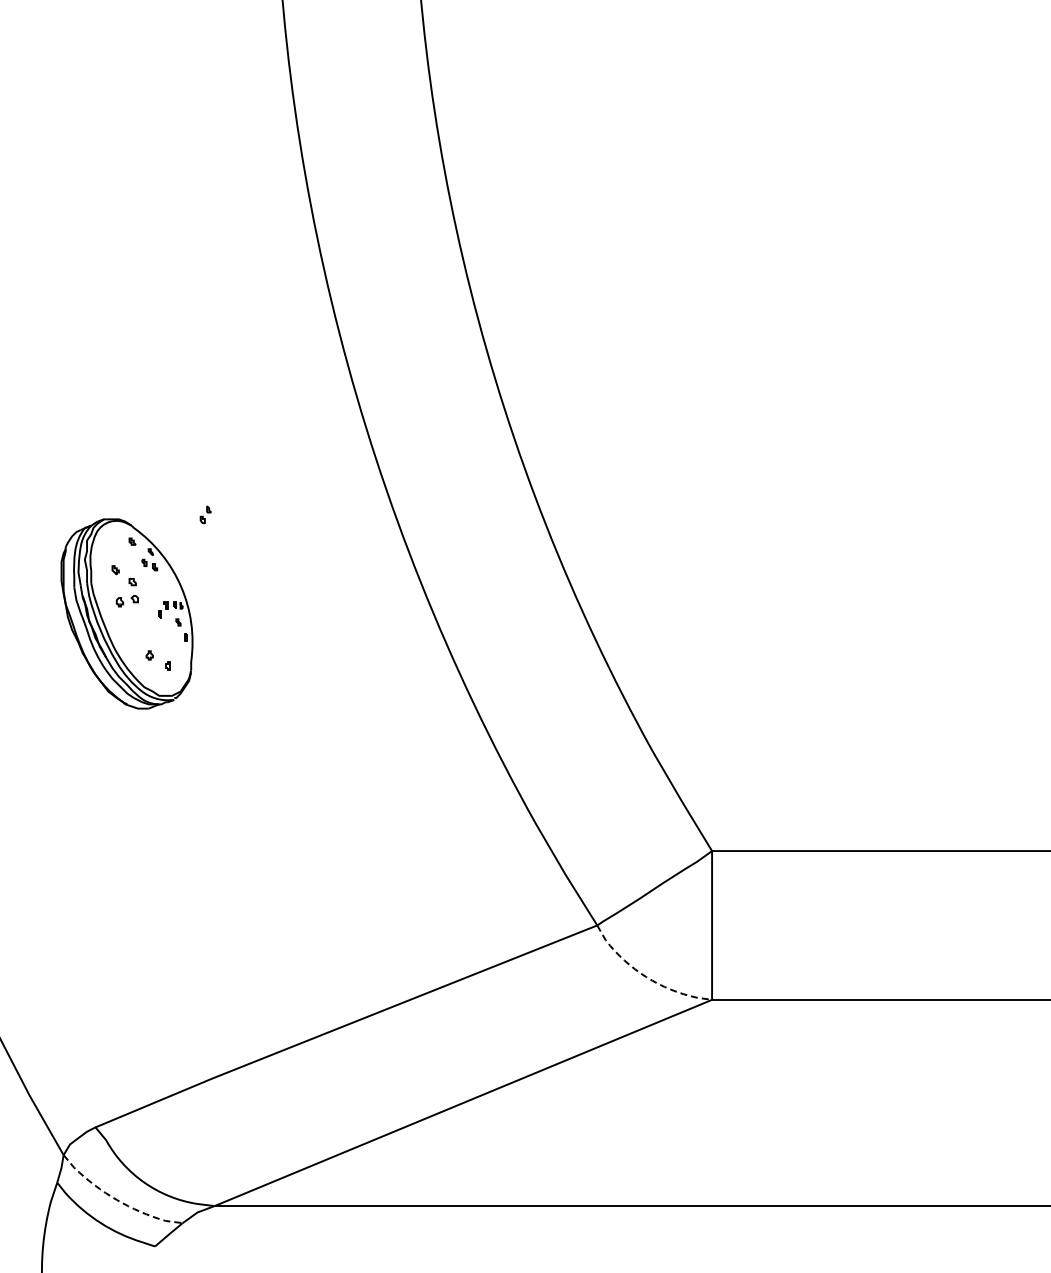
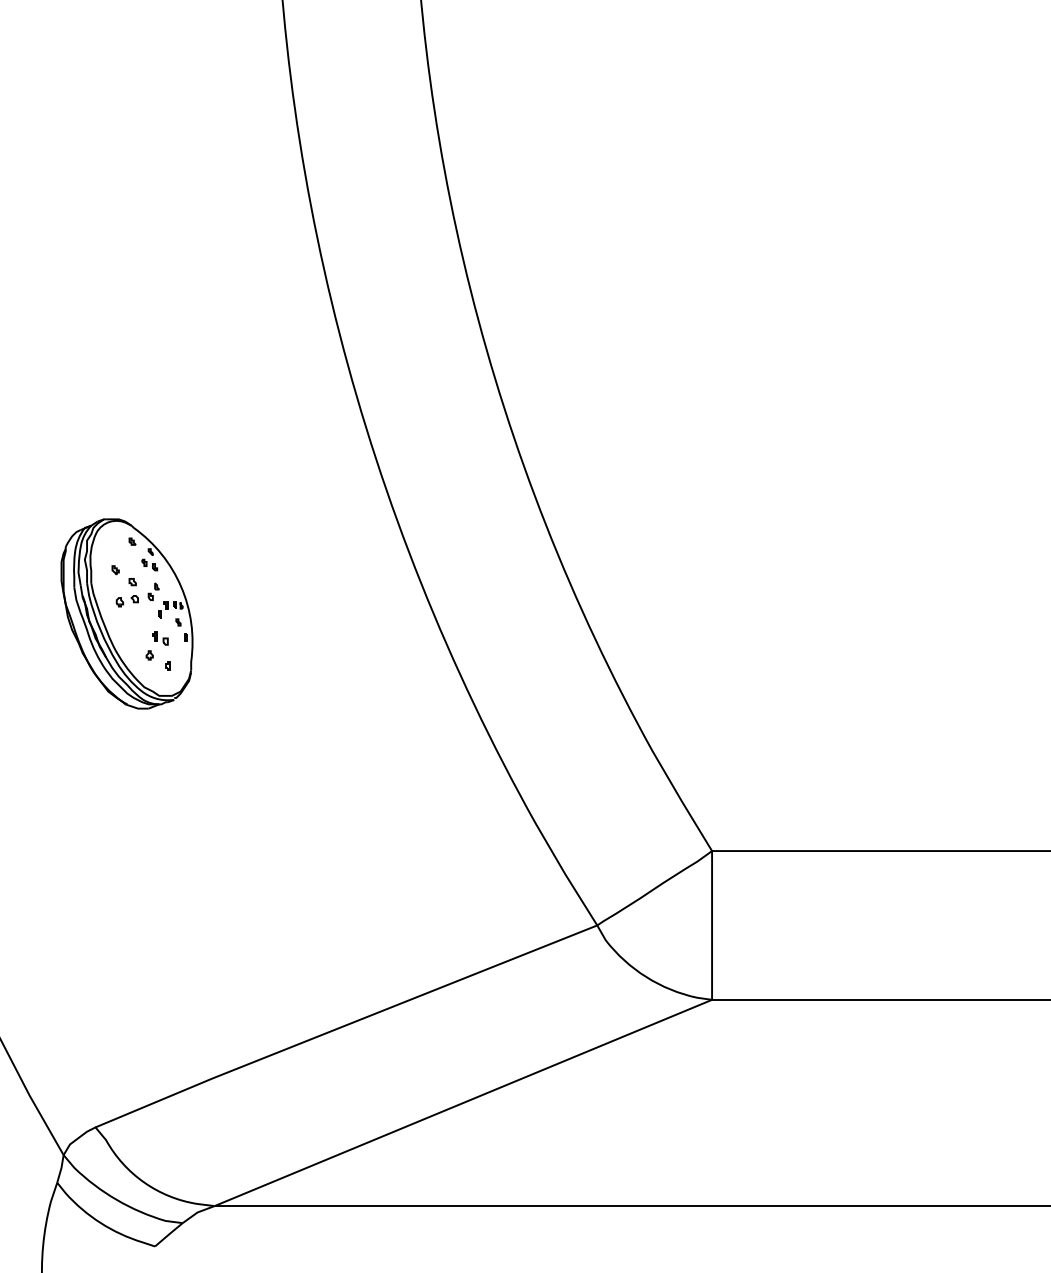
part position: (205, 514) -> (153, 591) (153, 591)
part: none -> present (160, 638)
line: dashed -> solid (646, 977)
line: dashed -> solid (116, 1199)
